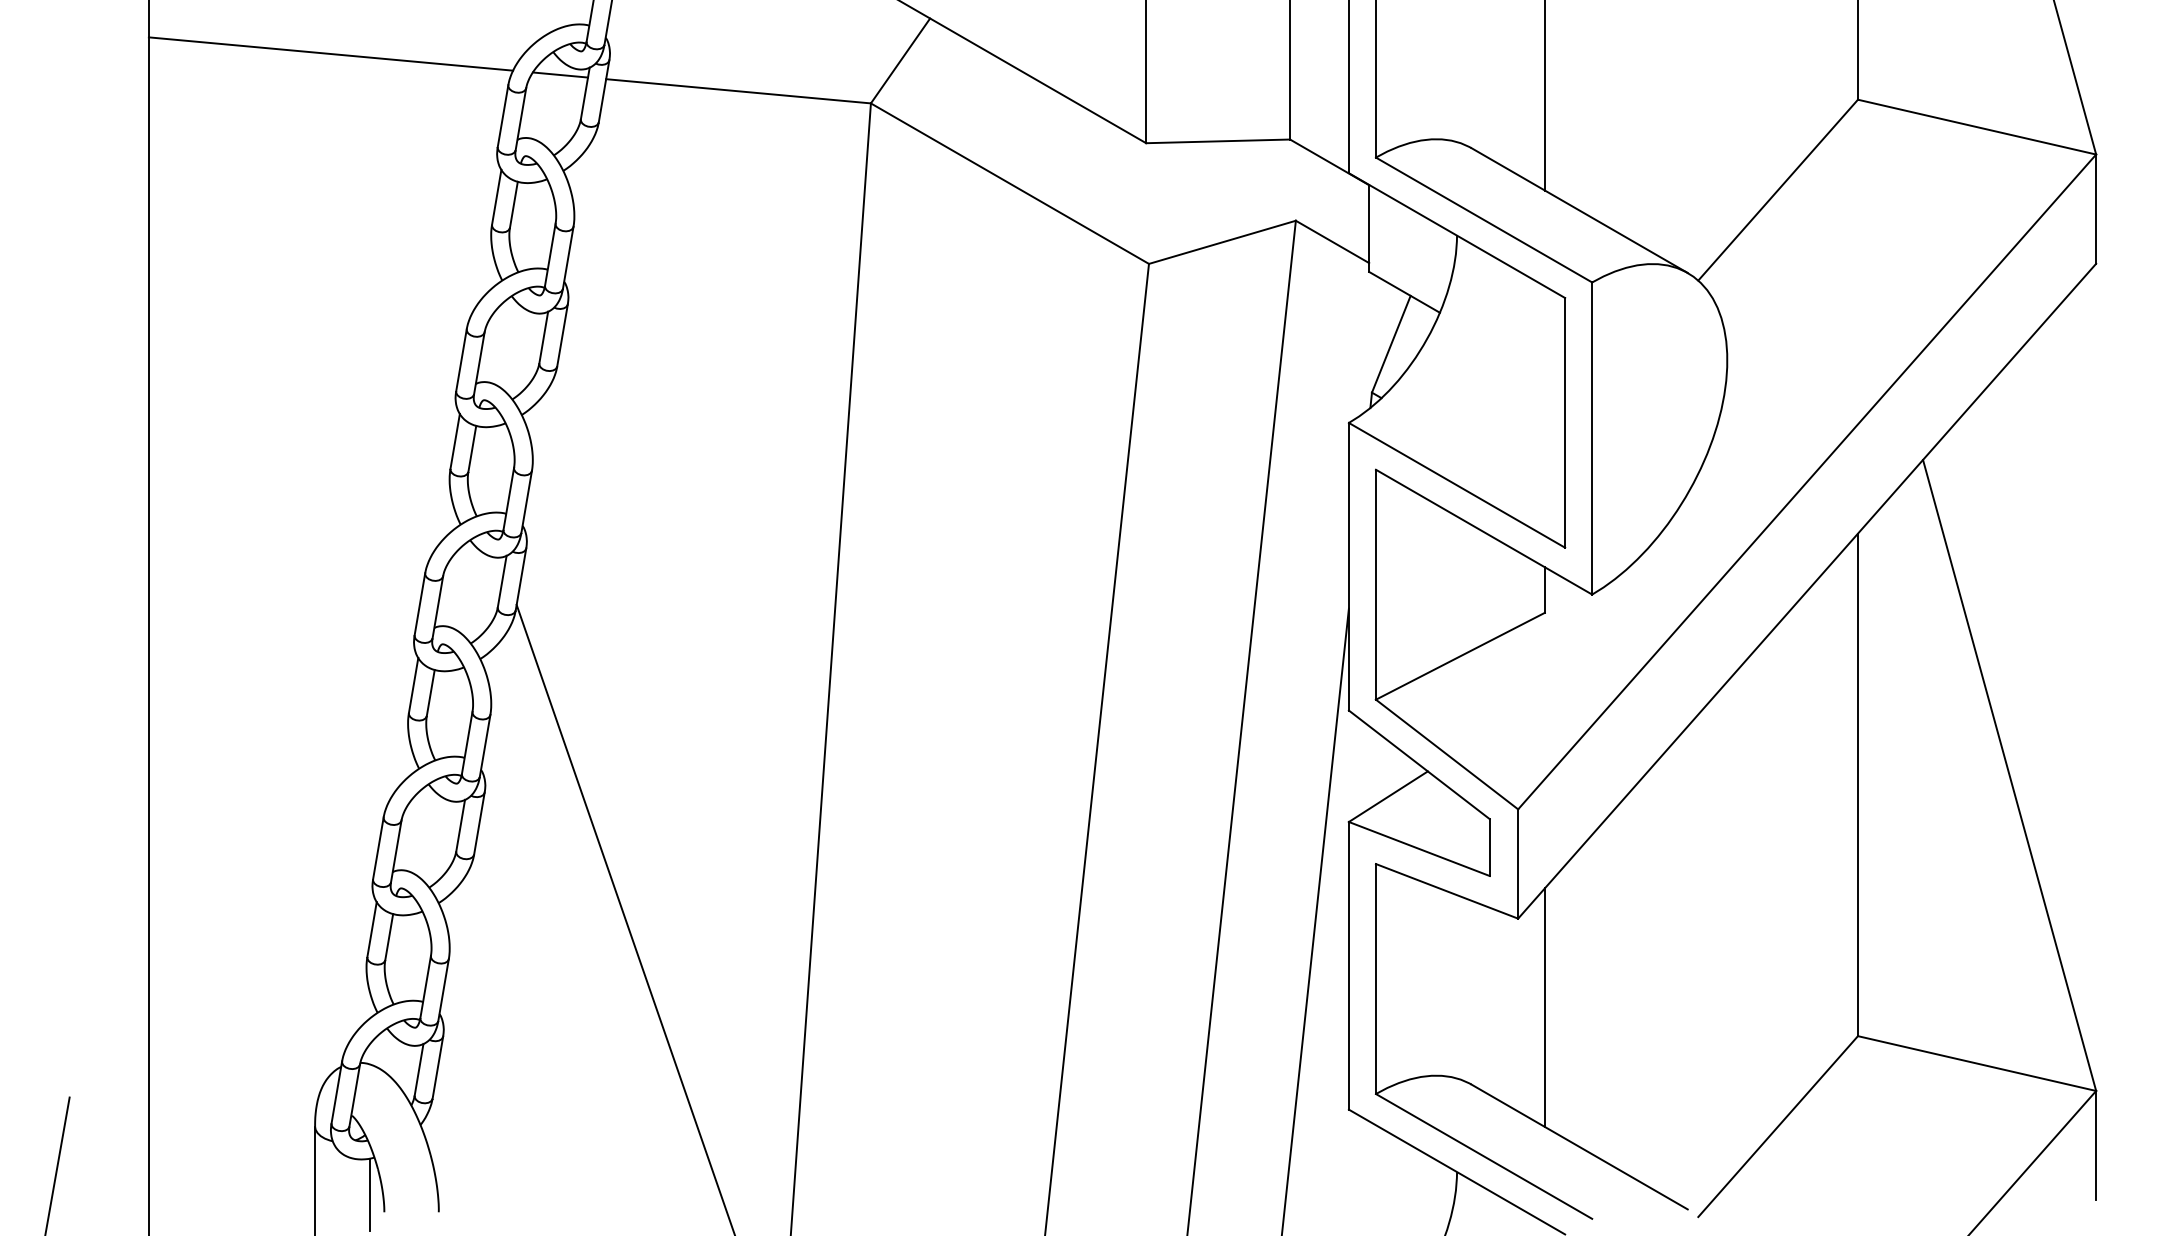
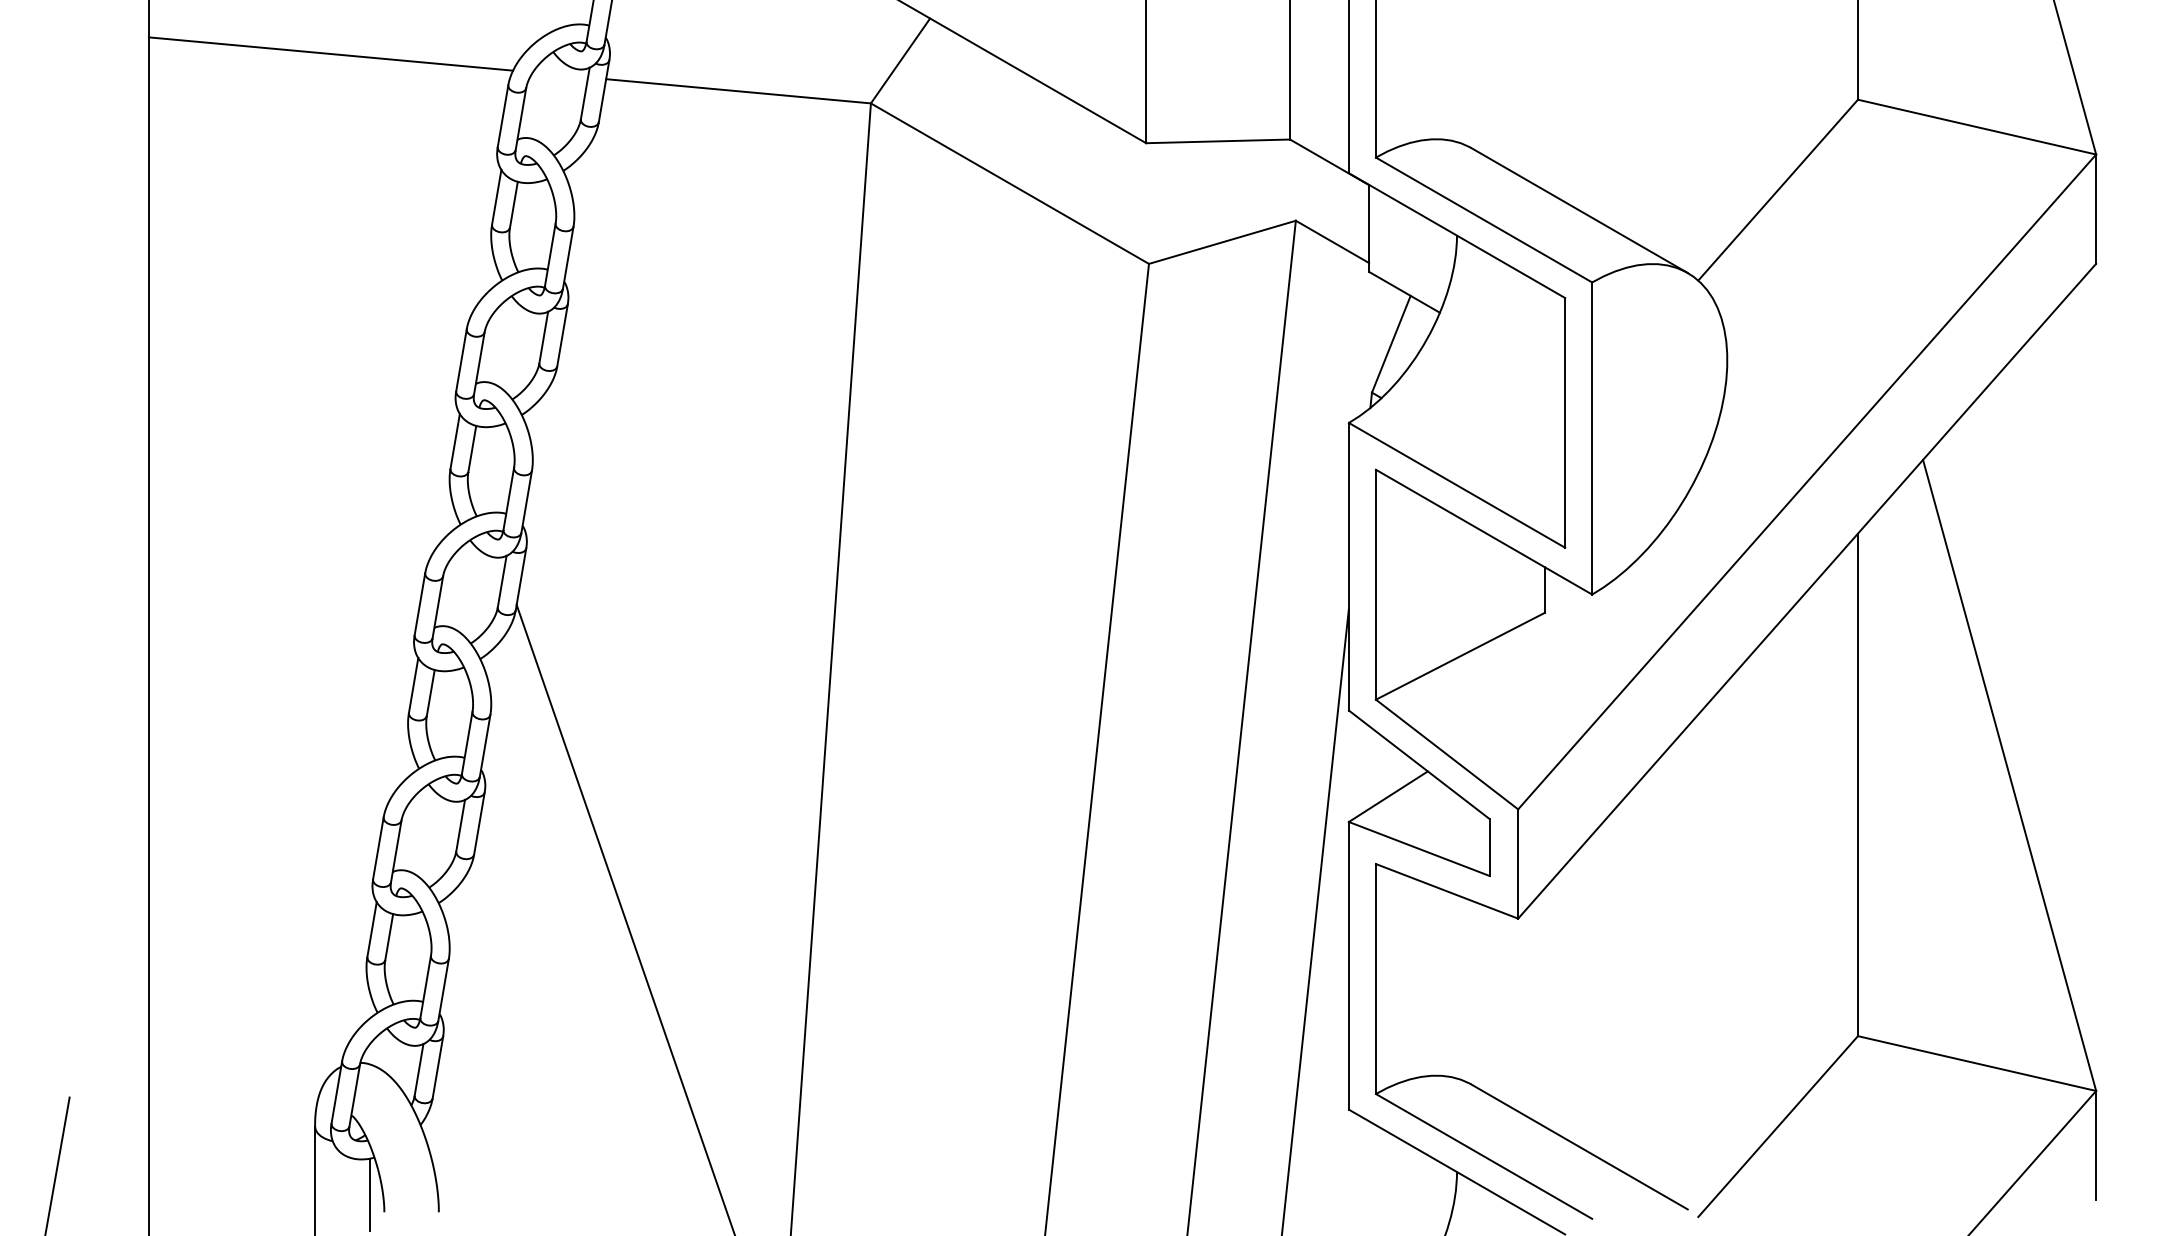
line: present -> none (560, 74)
line: present -> none (1544, 96)
line: present -> none (1544, 1007)
